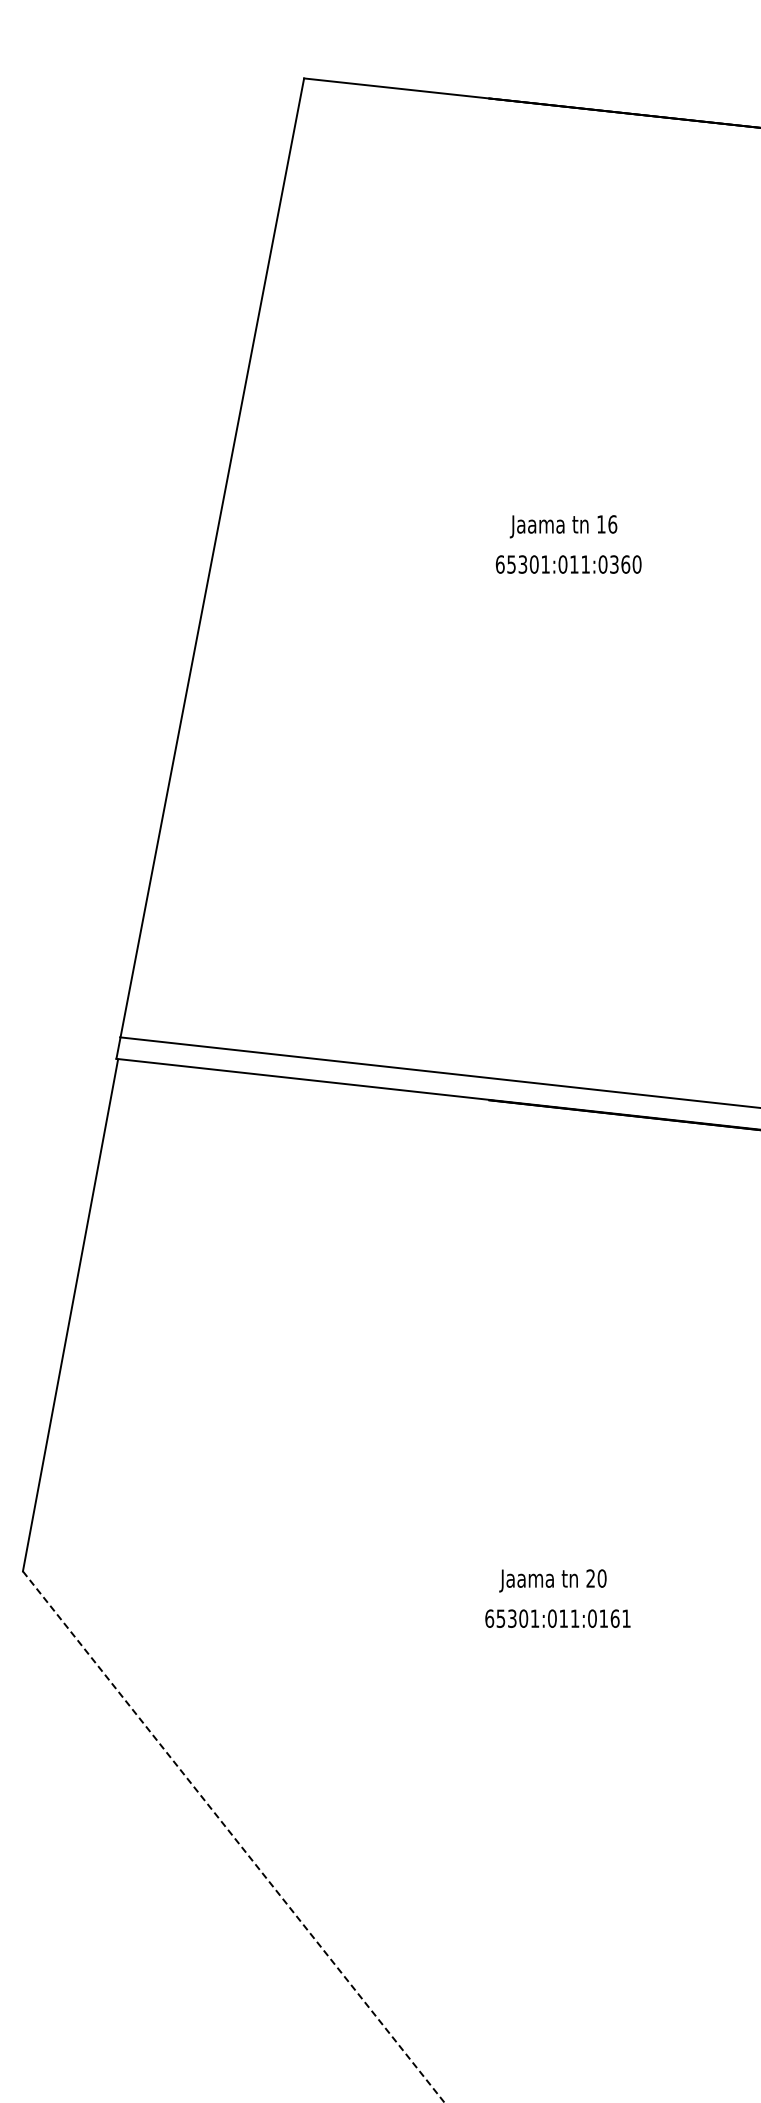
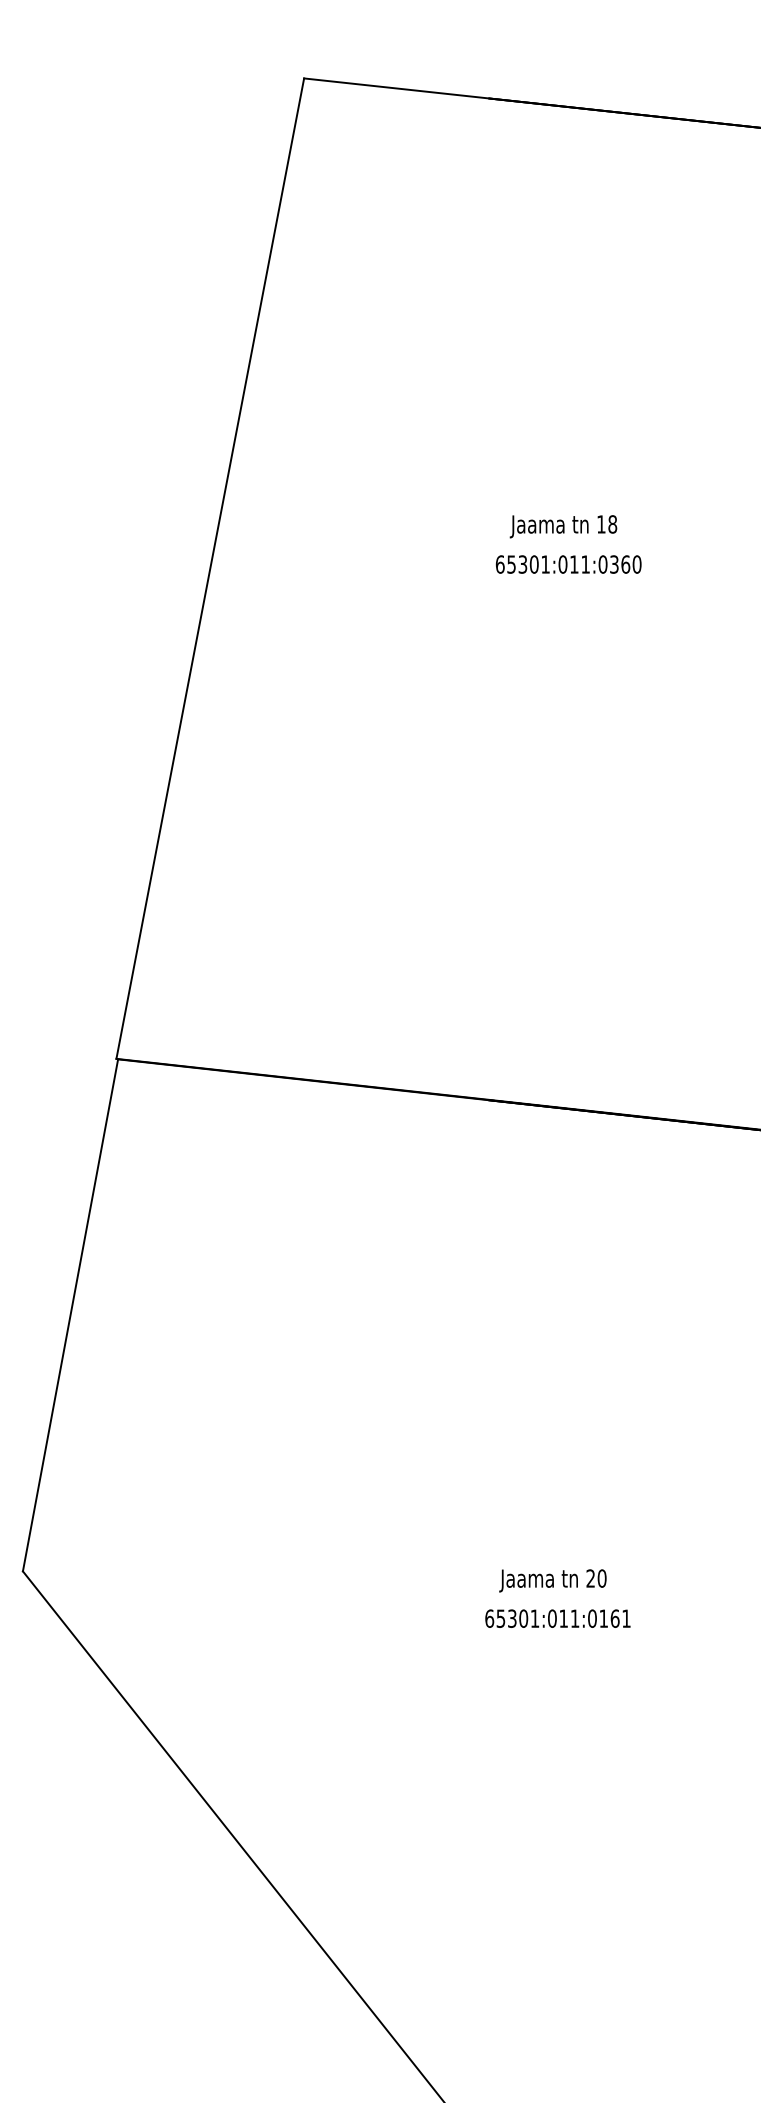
text: 16 -> 18 (612, 524)
line position: (438, 1072) -> (437, 1094) (437, 1094)
line: dashed -> solid (233, 1836)
